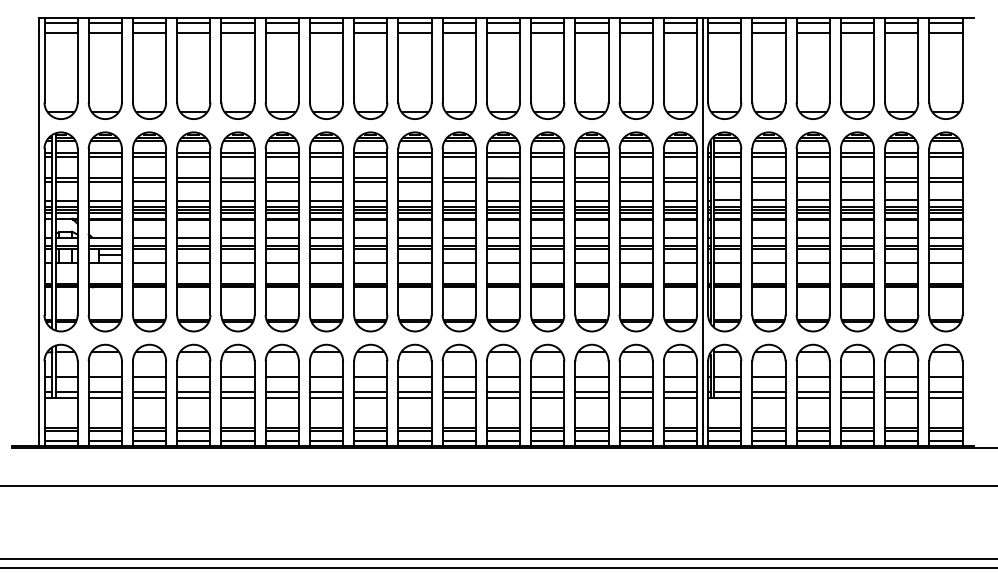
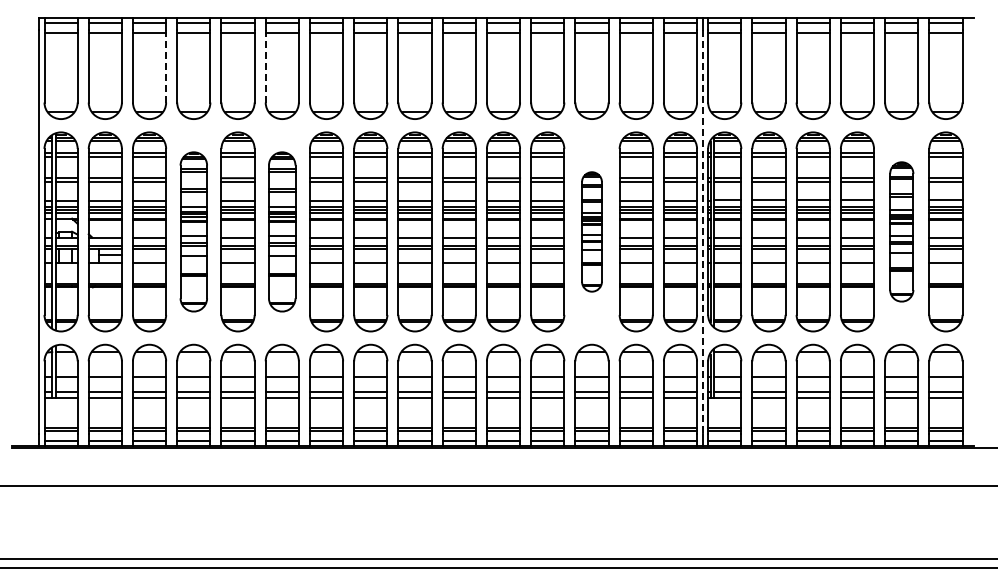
line: solid -> dashed (166, 65)
line: solid -> dashed (265, 66)
part size: 36x202 px -> 29x162 px (193, 231)
part size: 36x202 px -> 29x162 px (282, 231)
part size: 36x202 px -> 22x122 px (591, 231)
part size: 36x202 px -> 26x142 px (901, 231)
line: solid -> dashed (702, 232)
